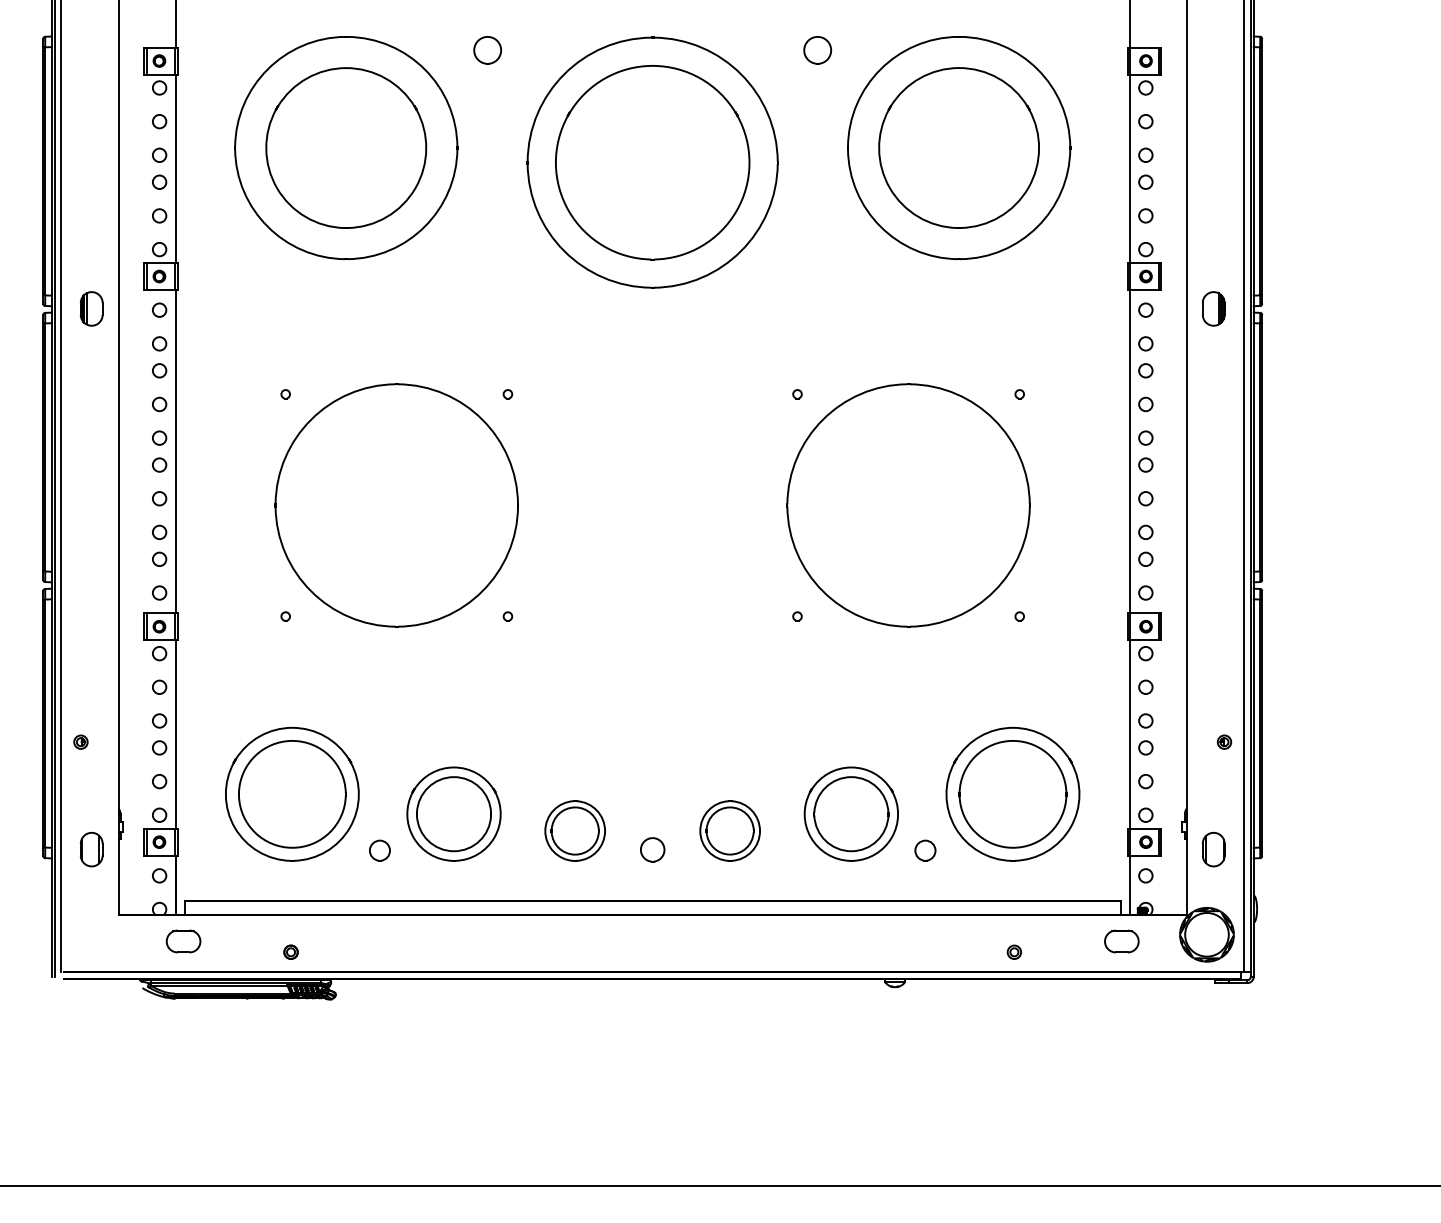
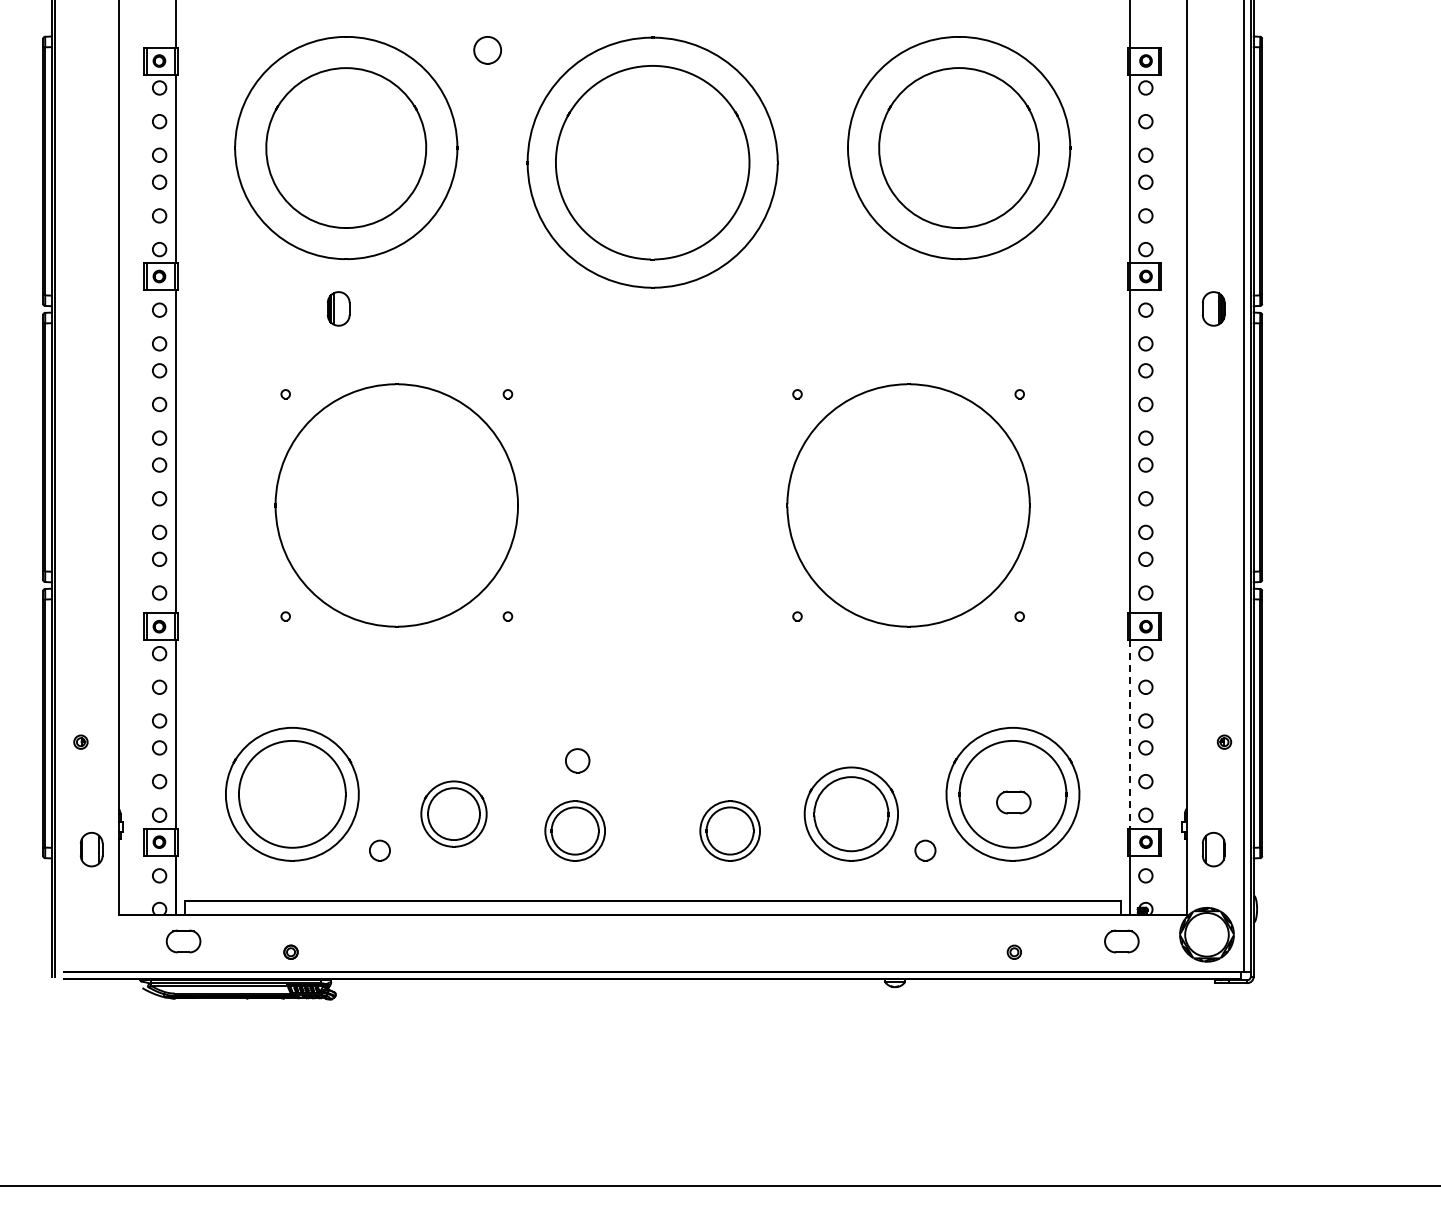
part: present -> none (817, 50)
part position: (91, 308) -> (338, 308) (338, 308)
line: present -> none (61, 486)
line: solid -> dashed (1129, 734)
part: none -> present (1013, 802)
part size: 96x96 px -> 68x68 px (453, 813)
part position: (652, 849) -> (577, 760) (577, 760)
